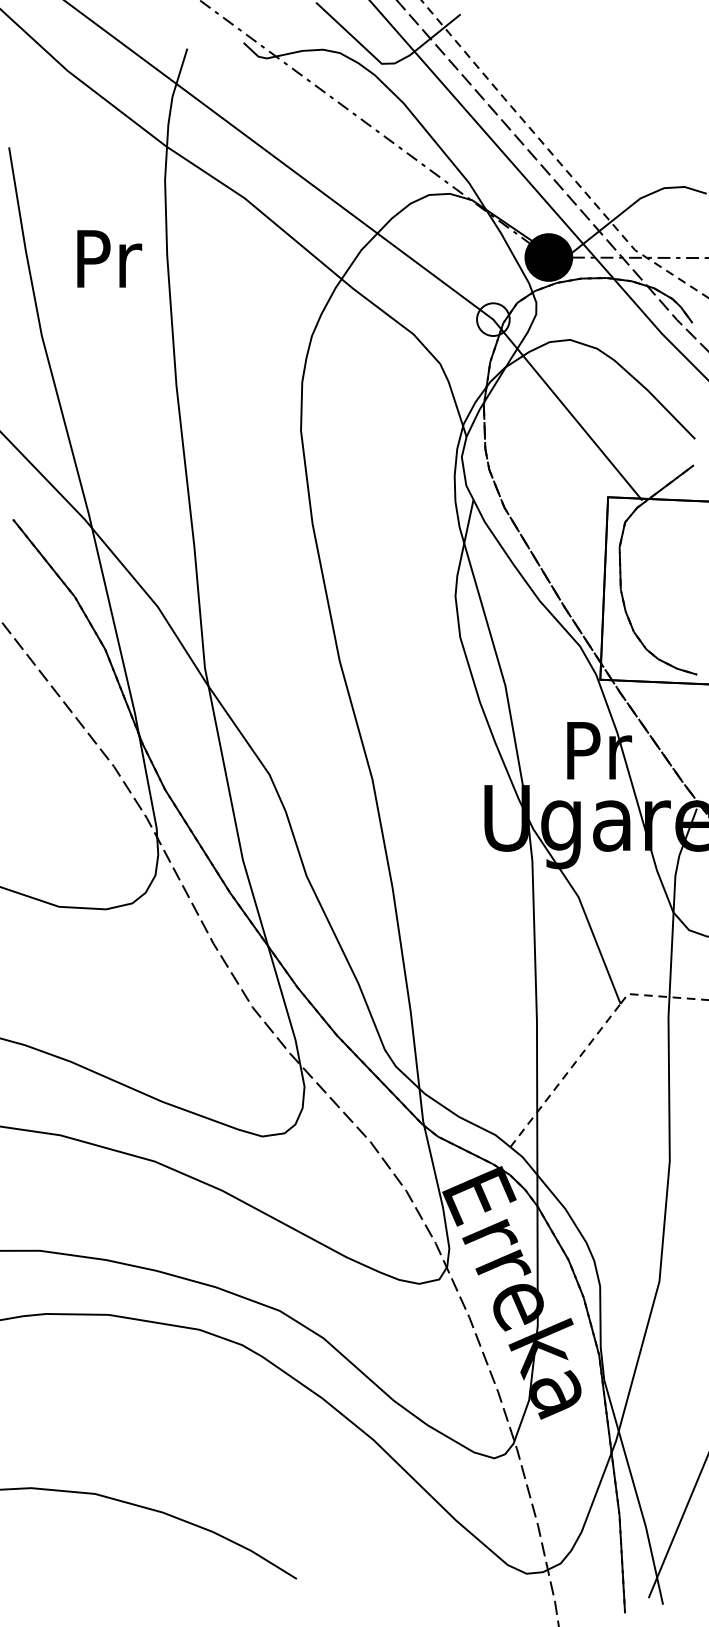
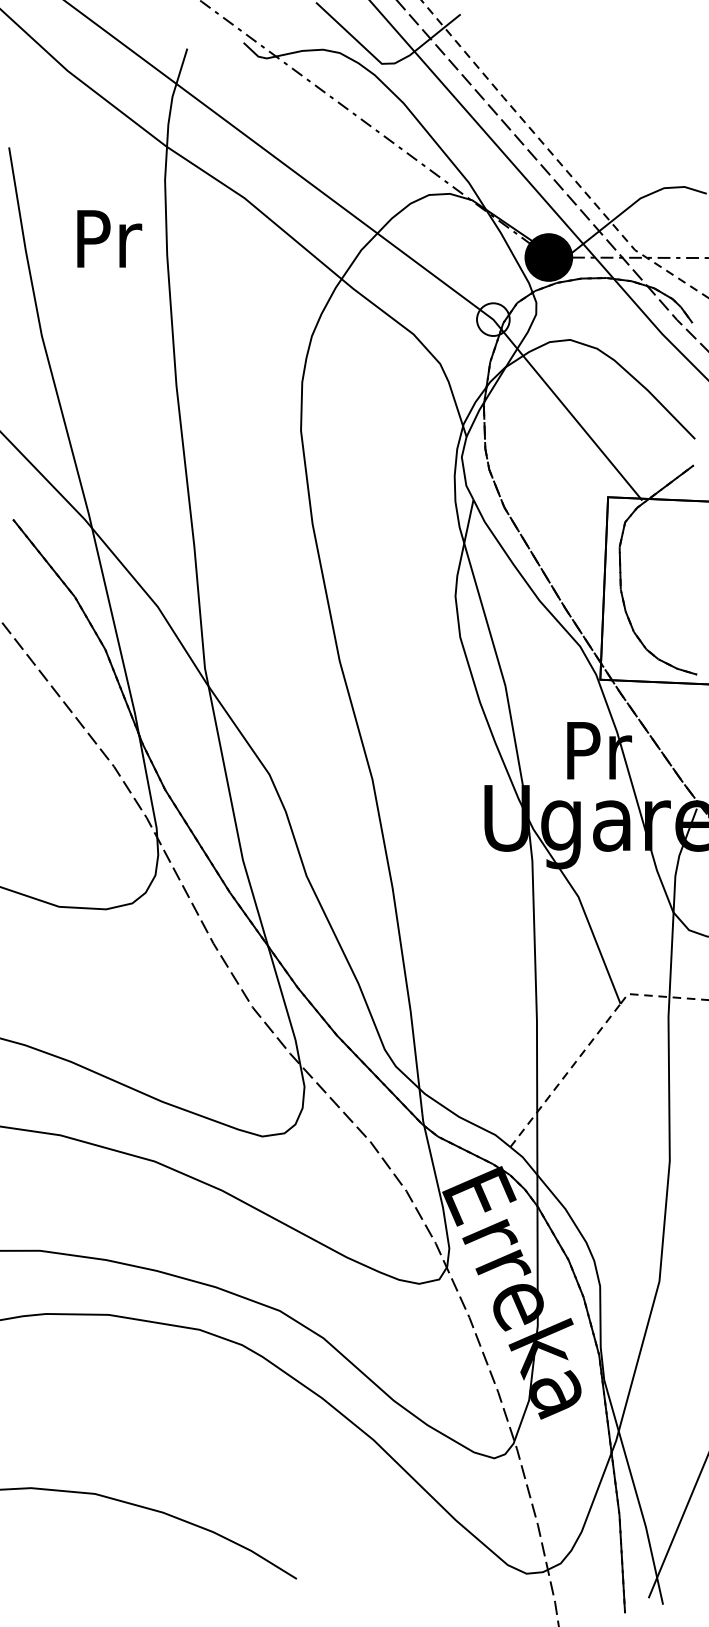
text position: (109, 258) -> (109, 238) (109, 238)
